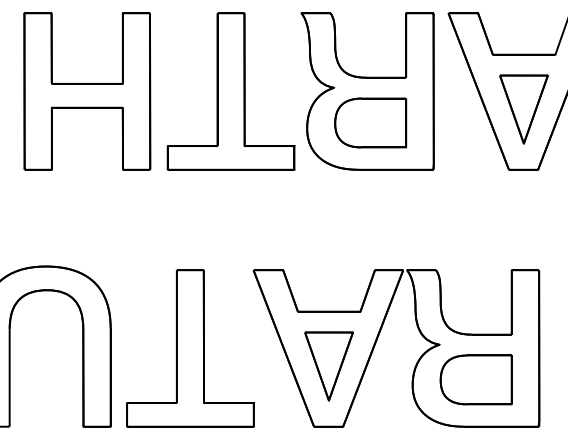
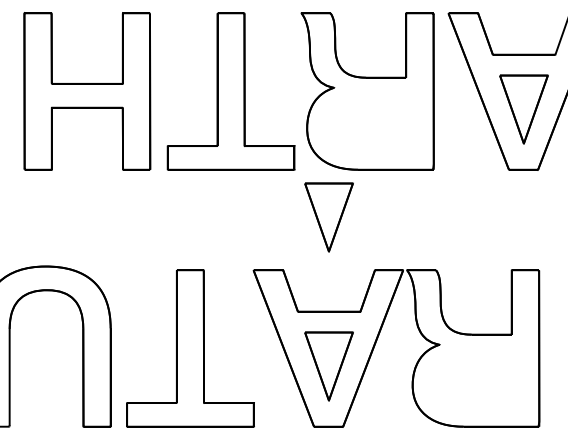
part: present -> none (370, 122)
part: none -> present (328, 217)
part: present -> none (475, 379)
